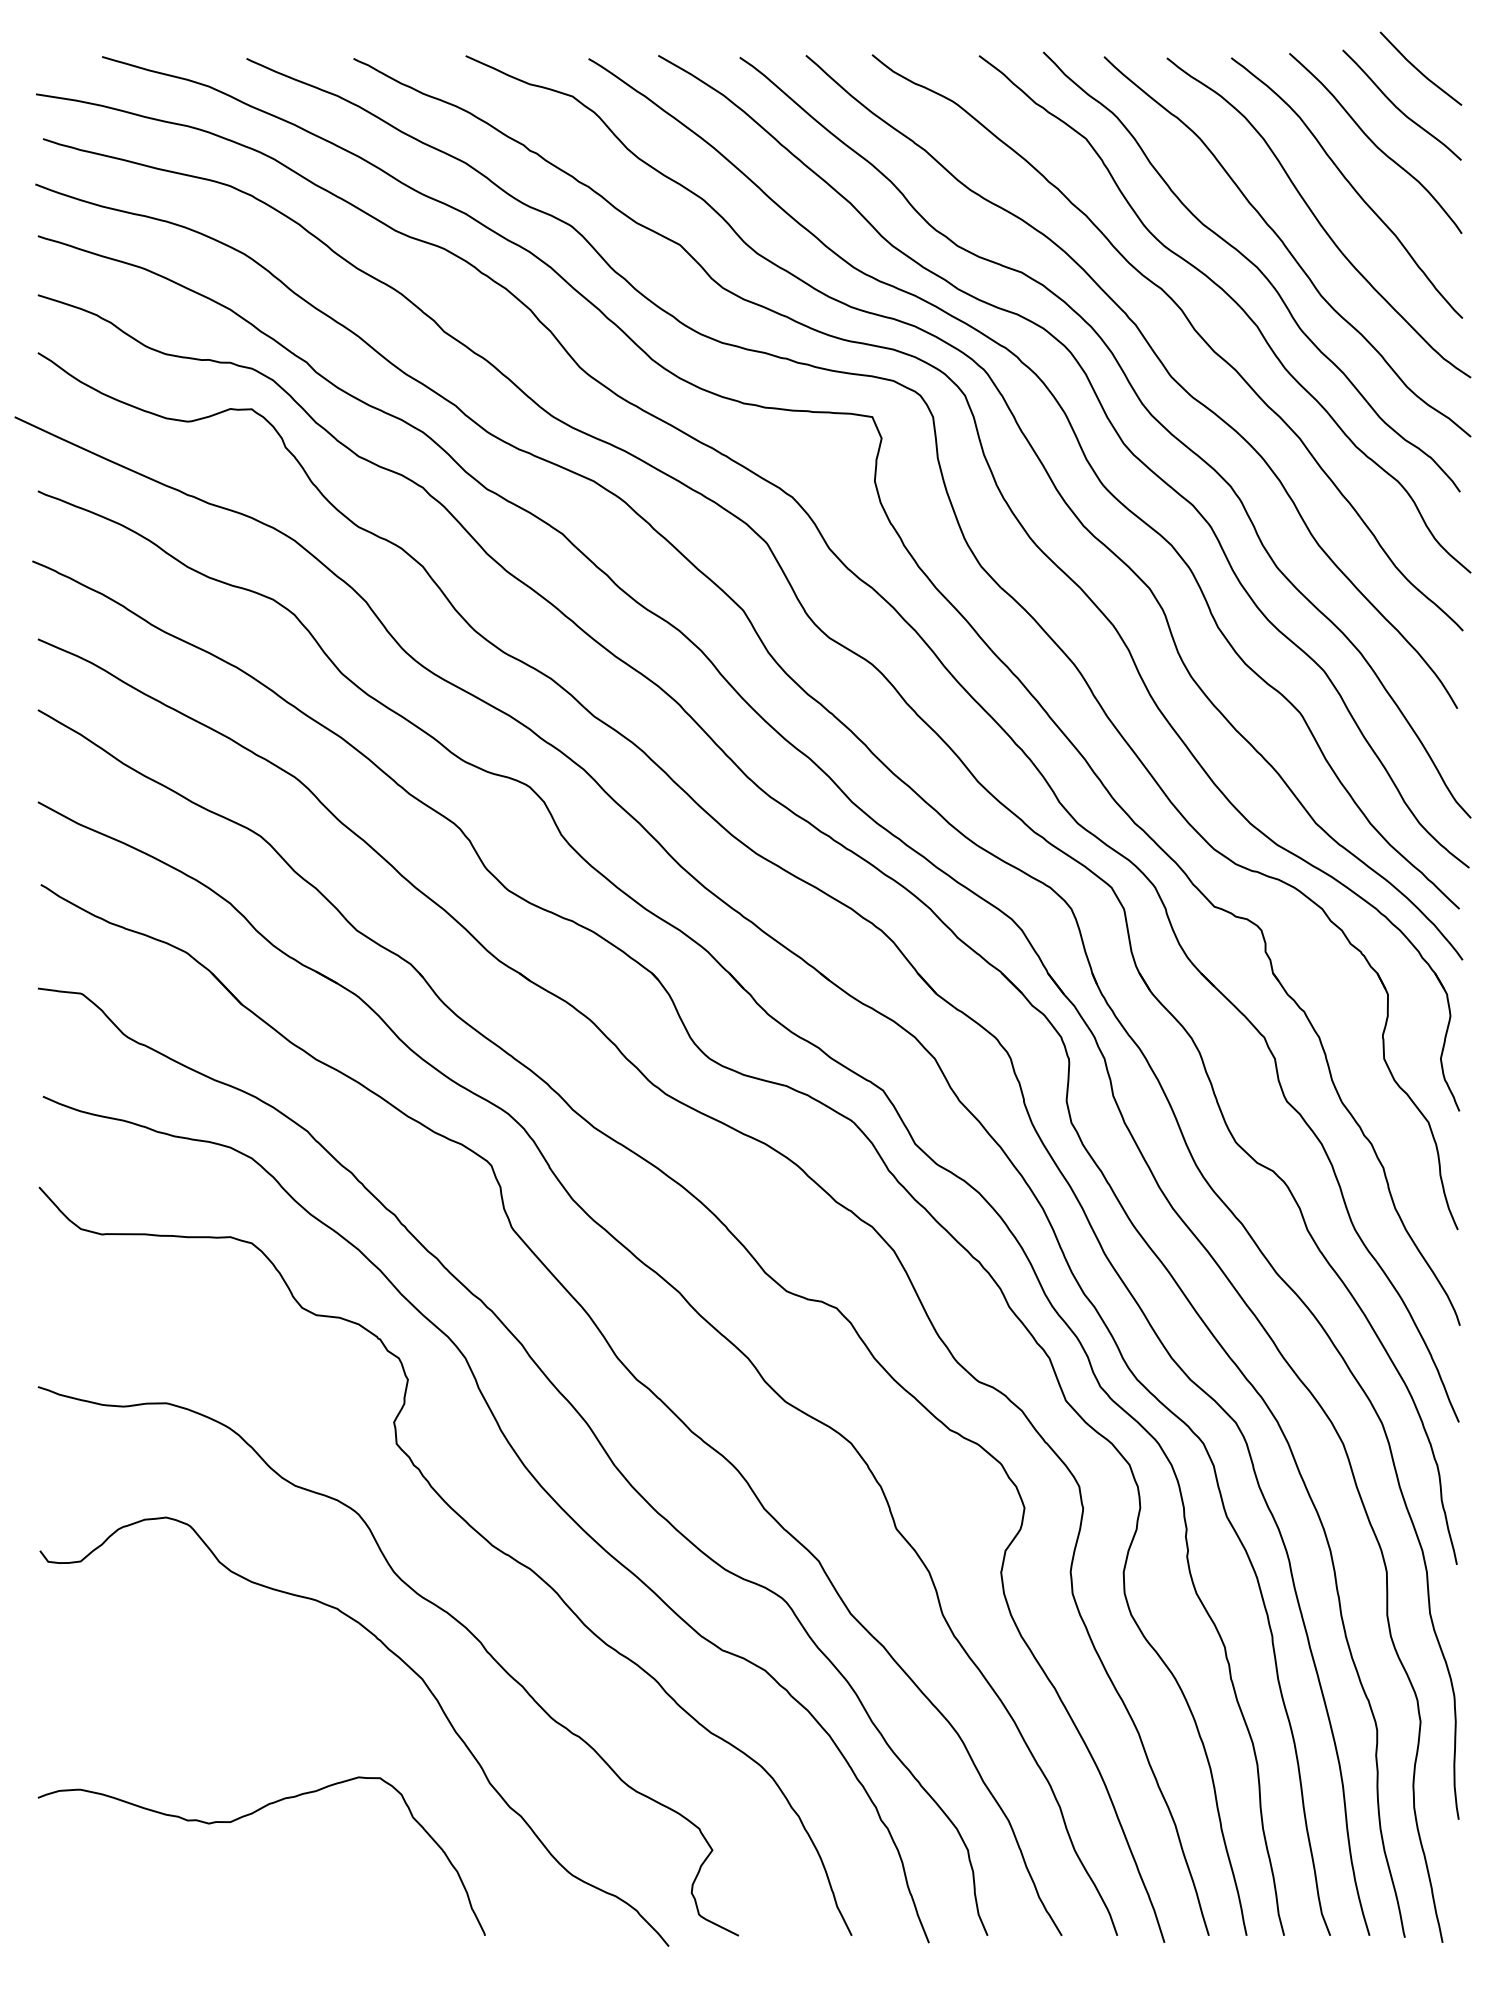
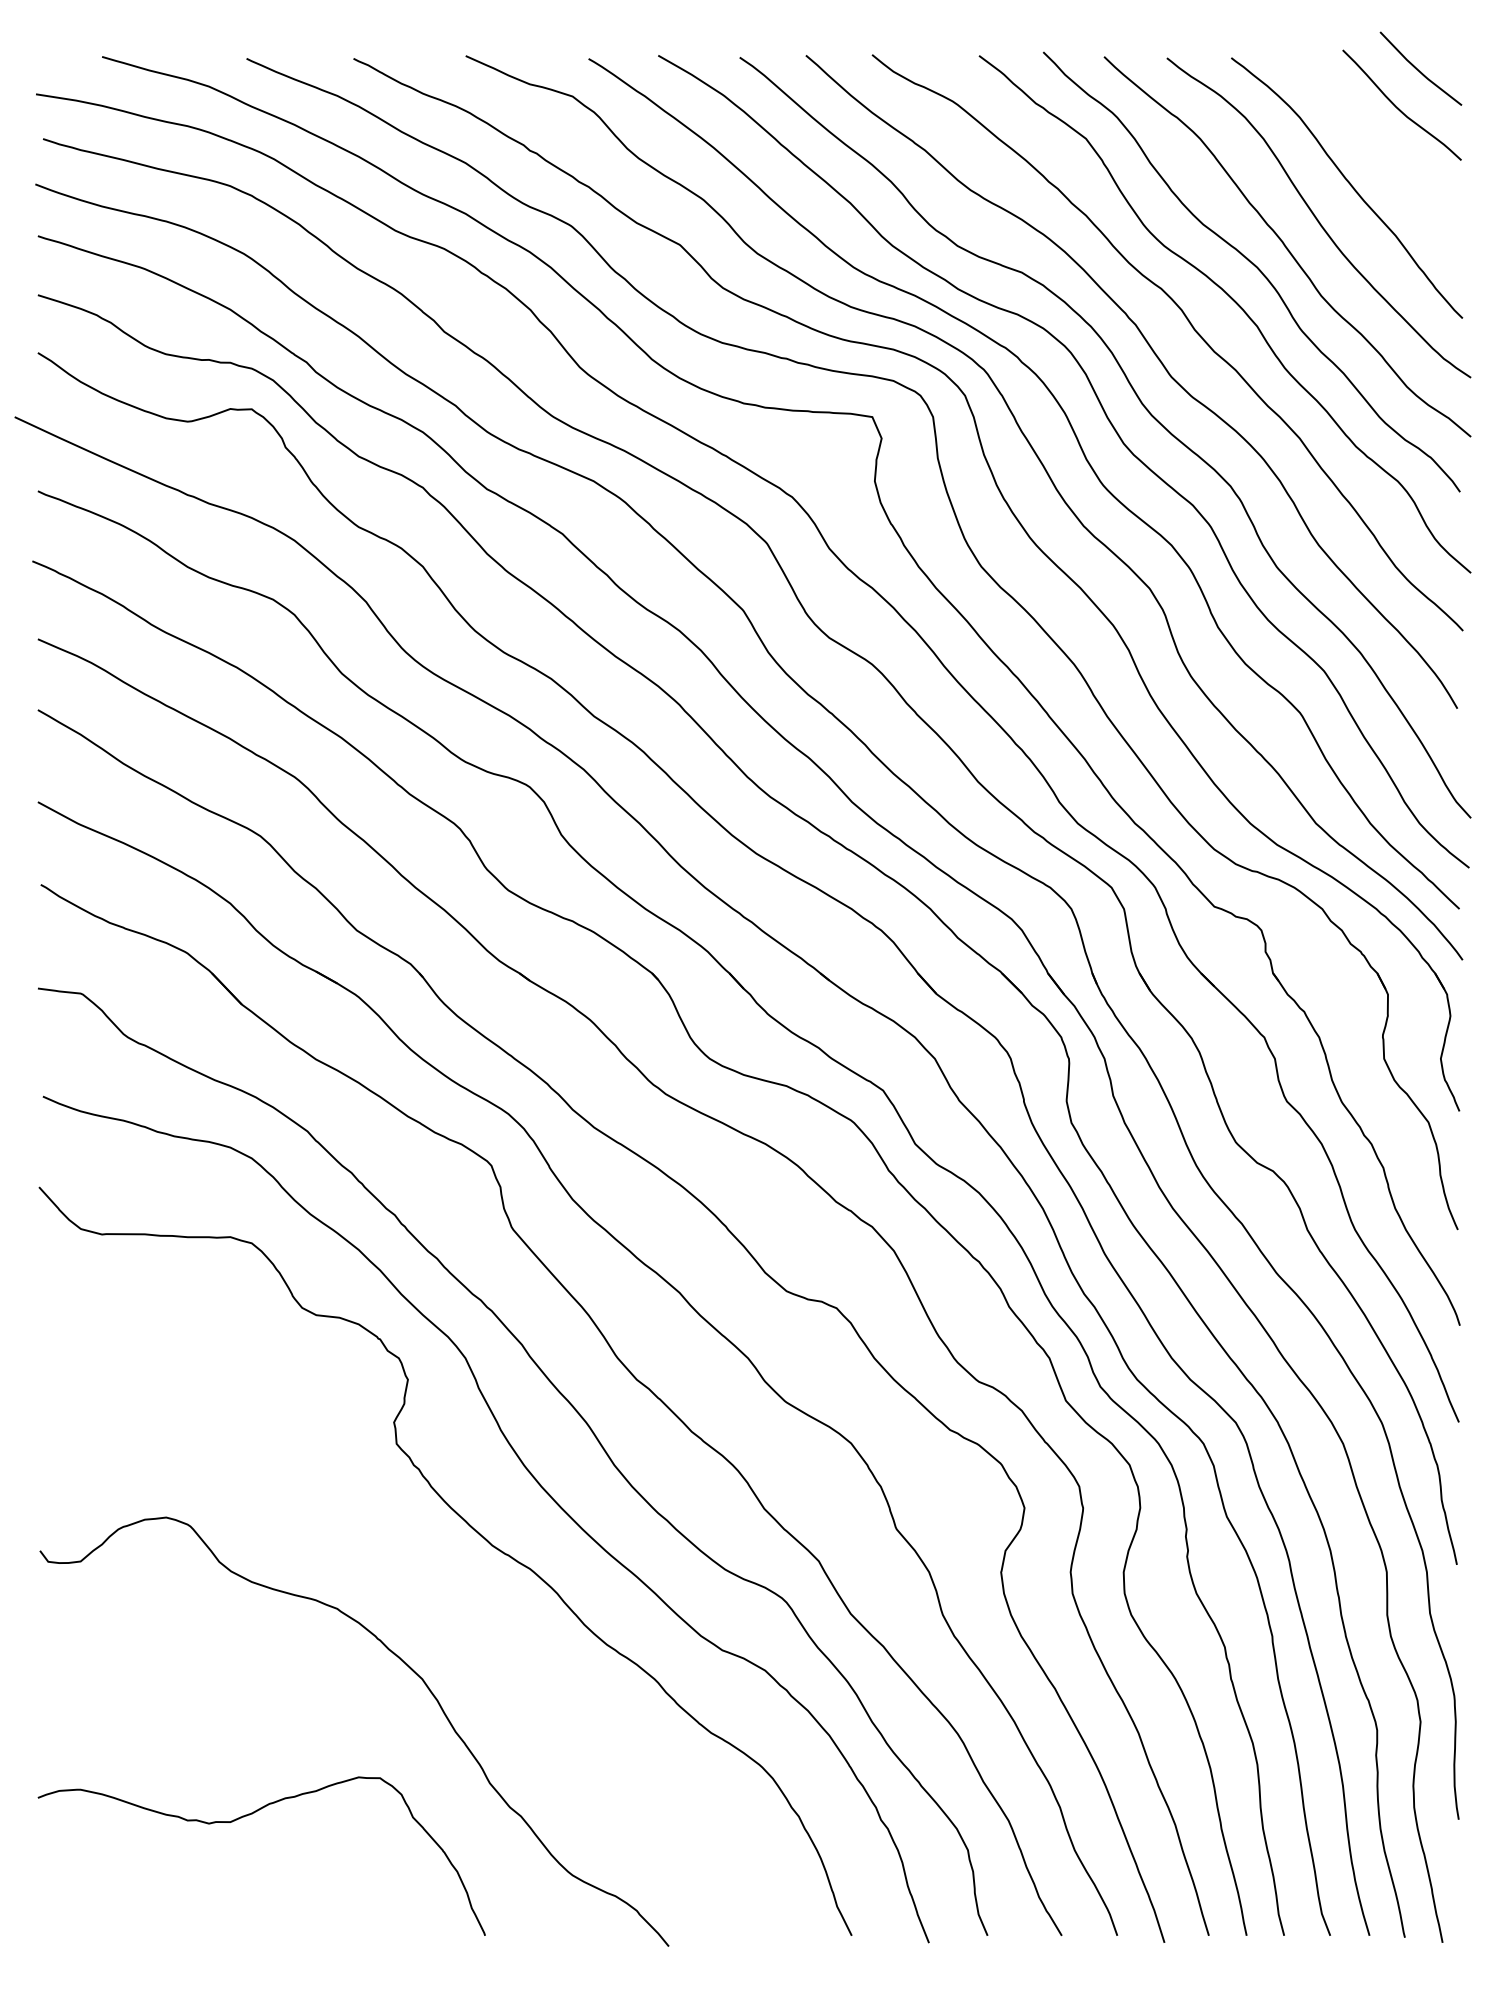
curve: present -> none (1375, 143)
curve: present -> none (423, 1599)
